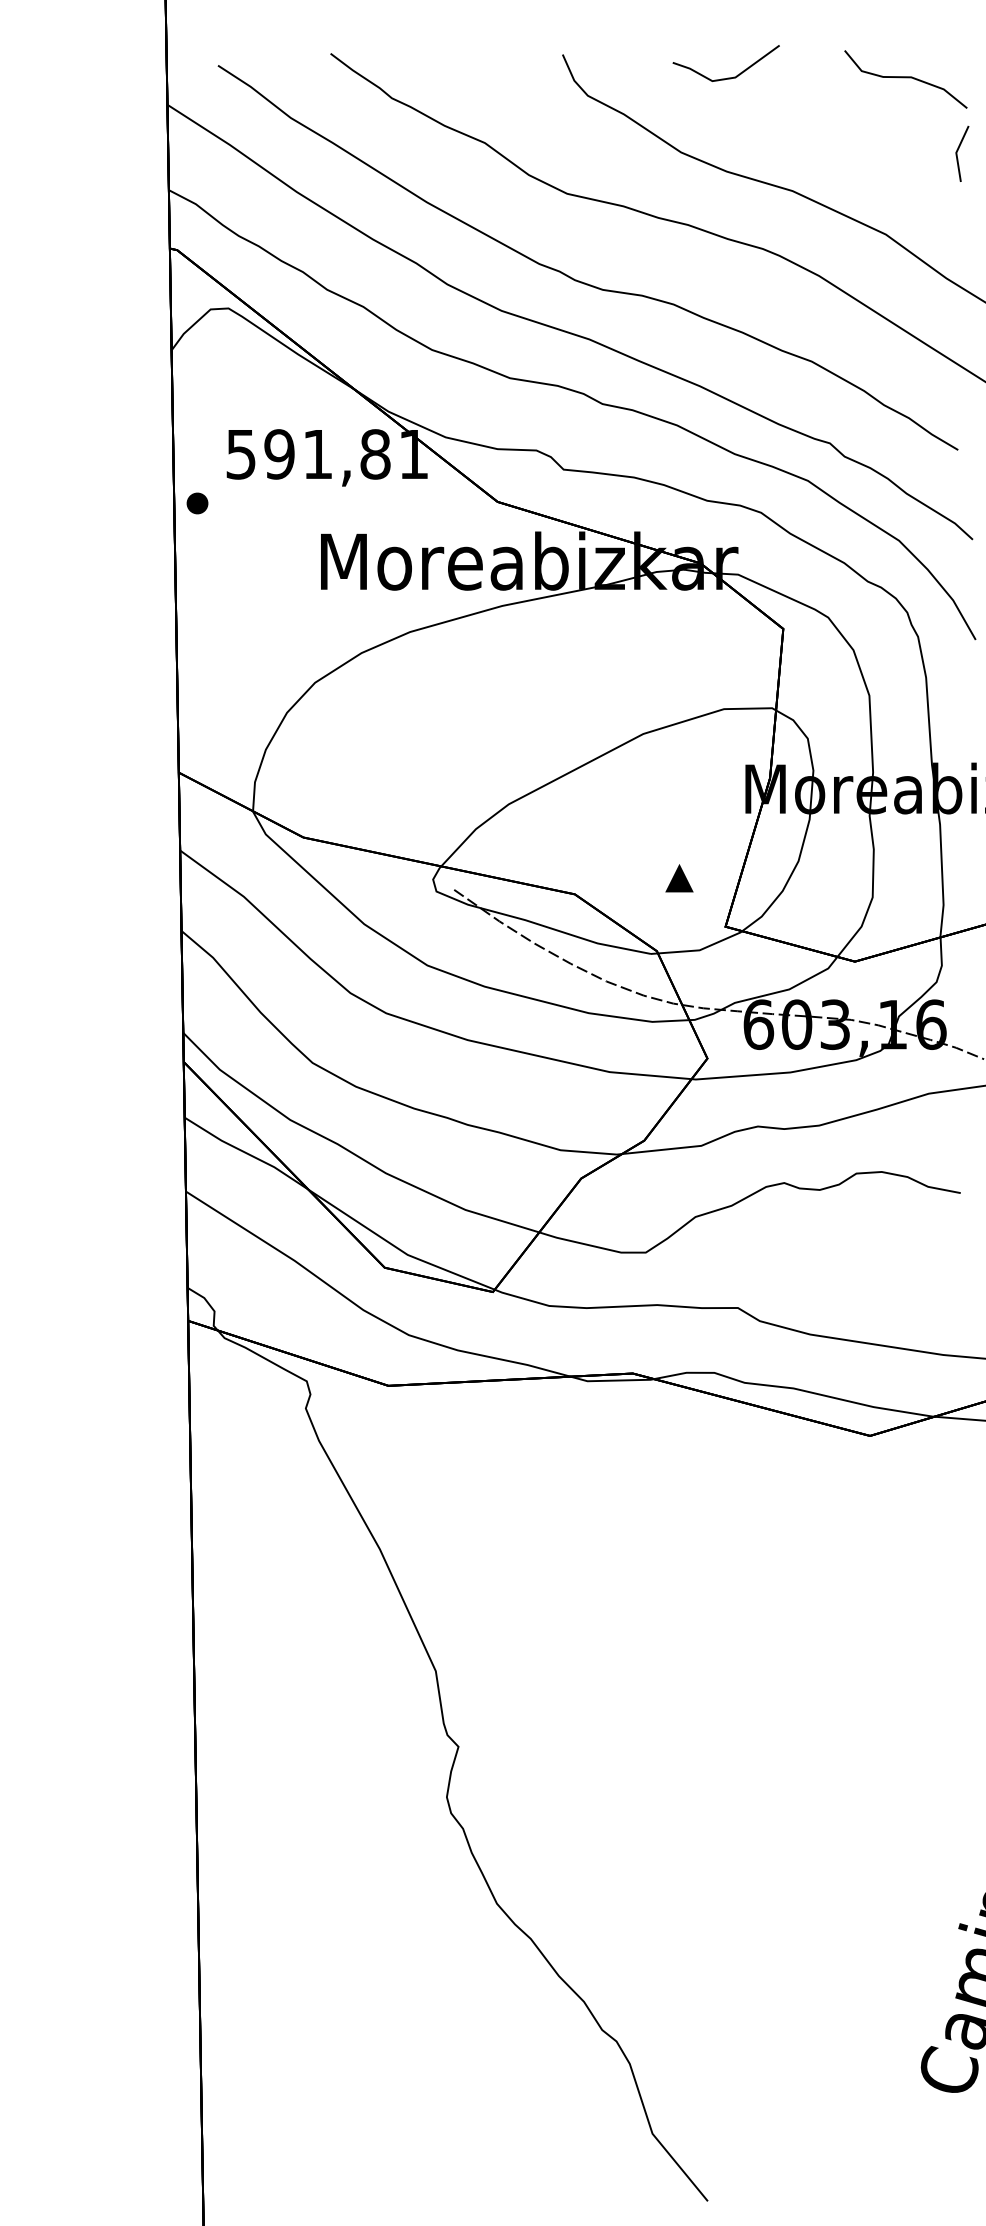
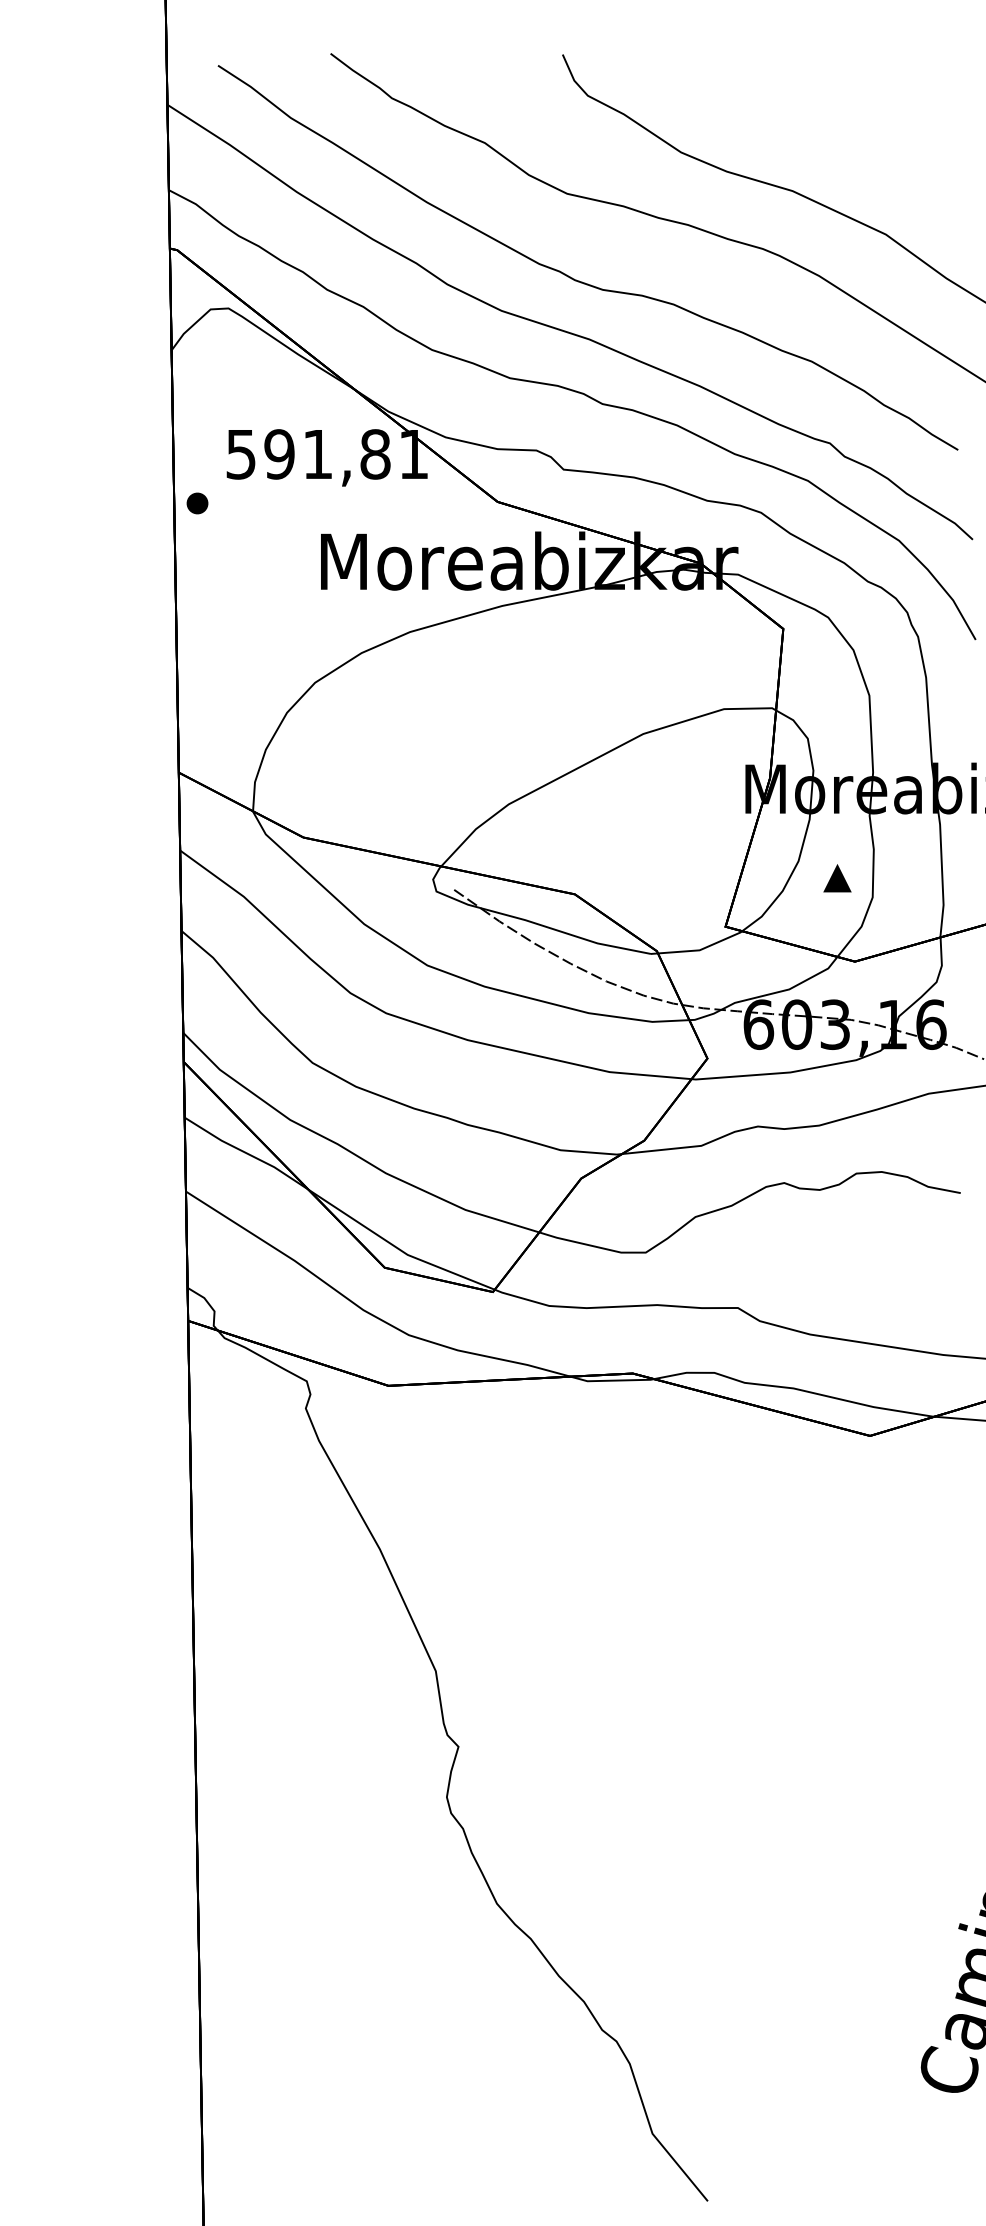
line: present -> none (727, 77)
curve: present -> none (905, 78)
line: present -> none (958, 150)
part position: (679, 878) -> (837, 878) (837, 878)
